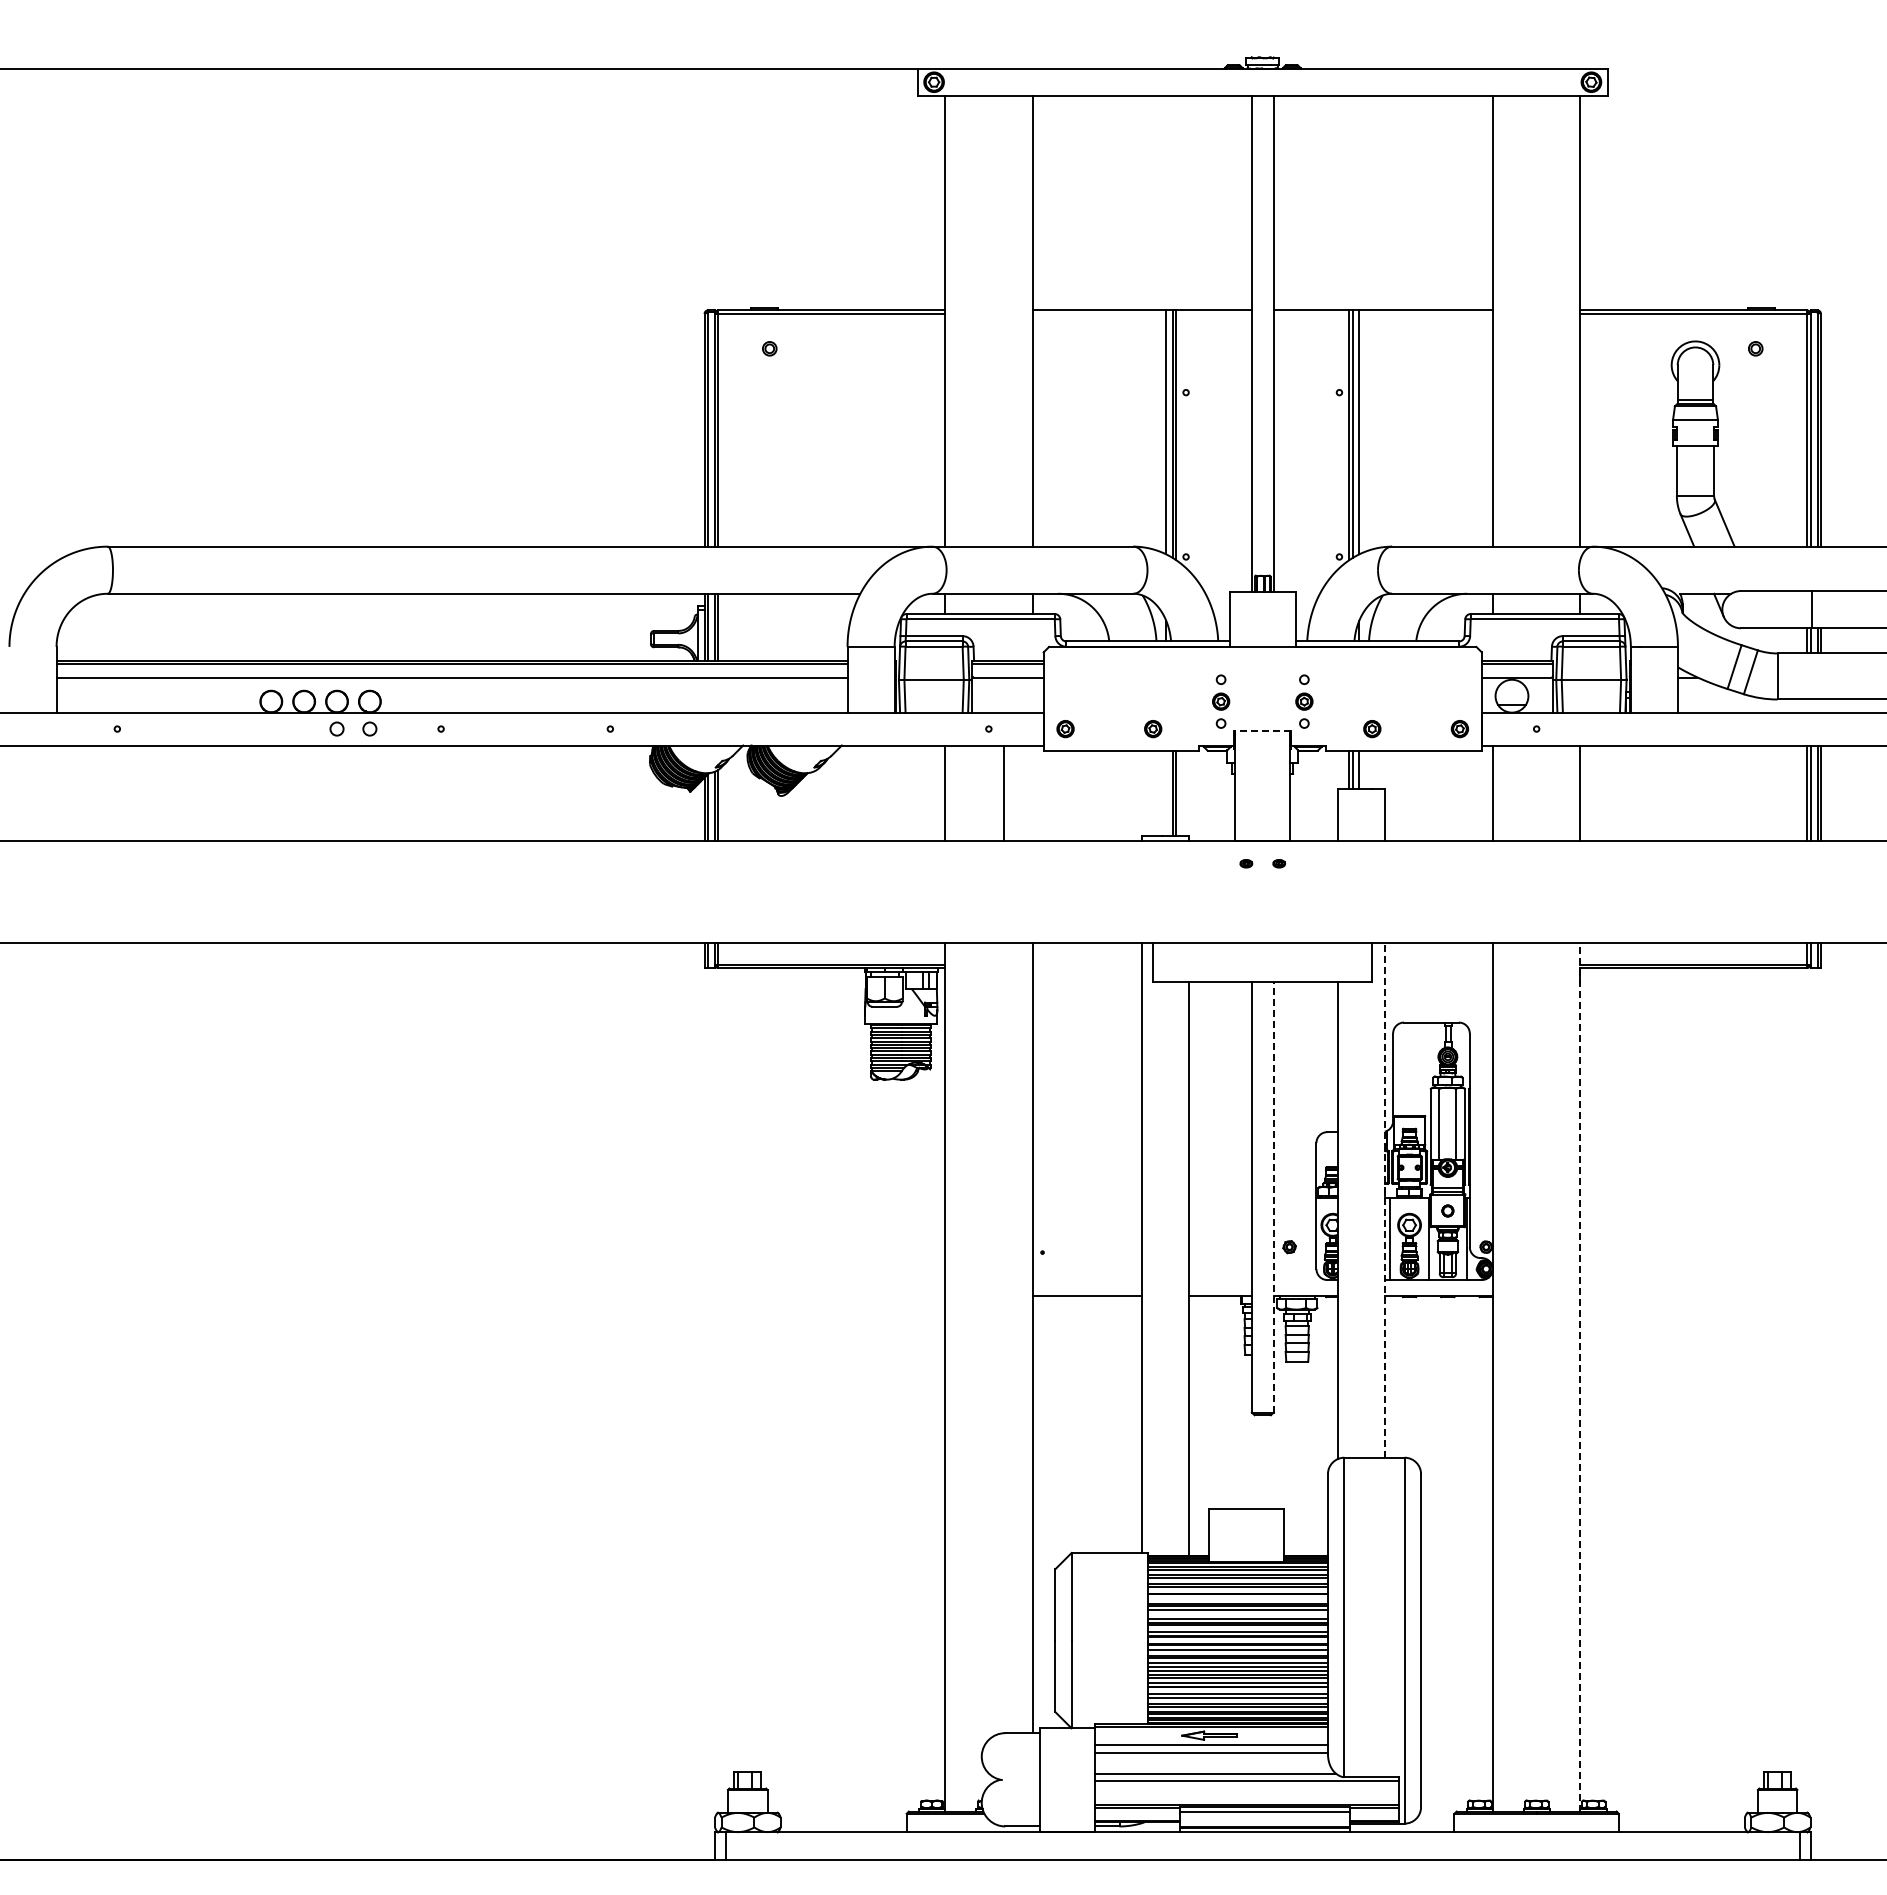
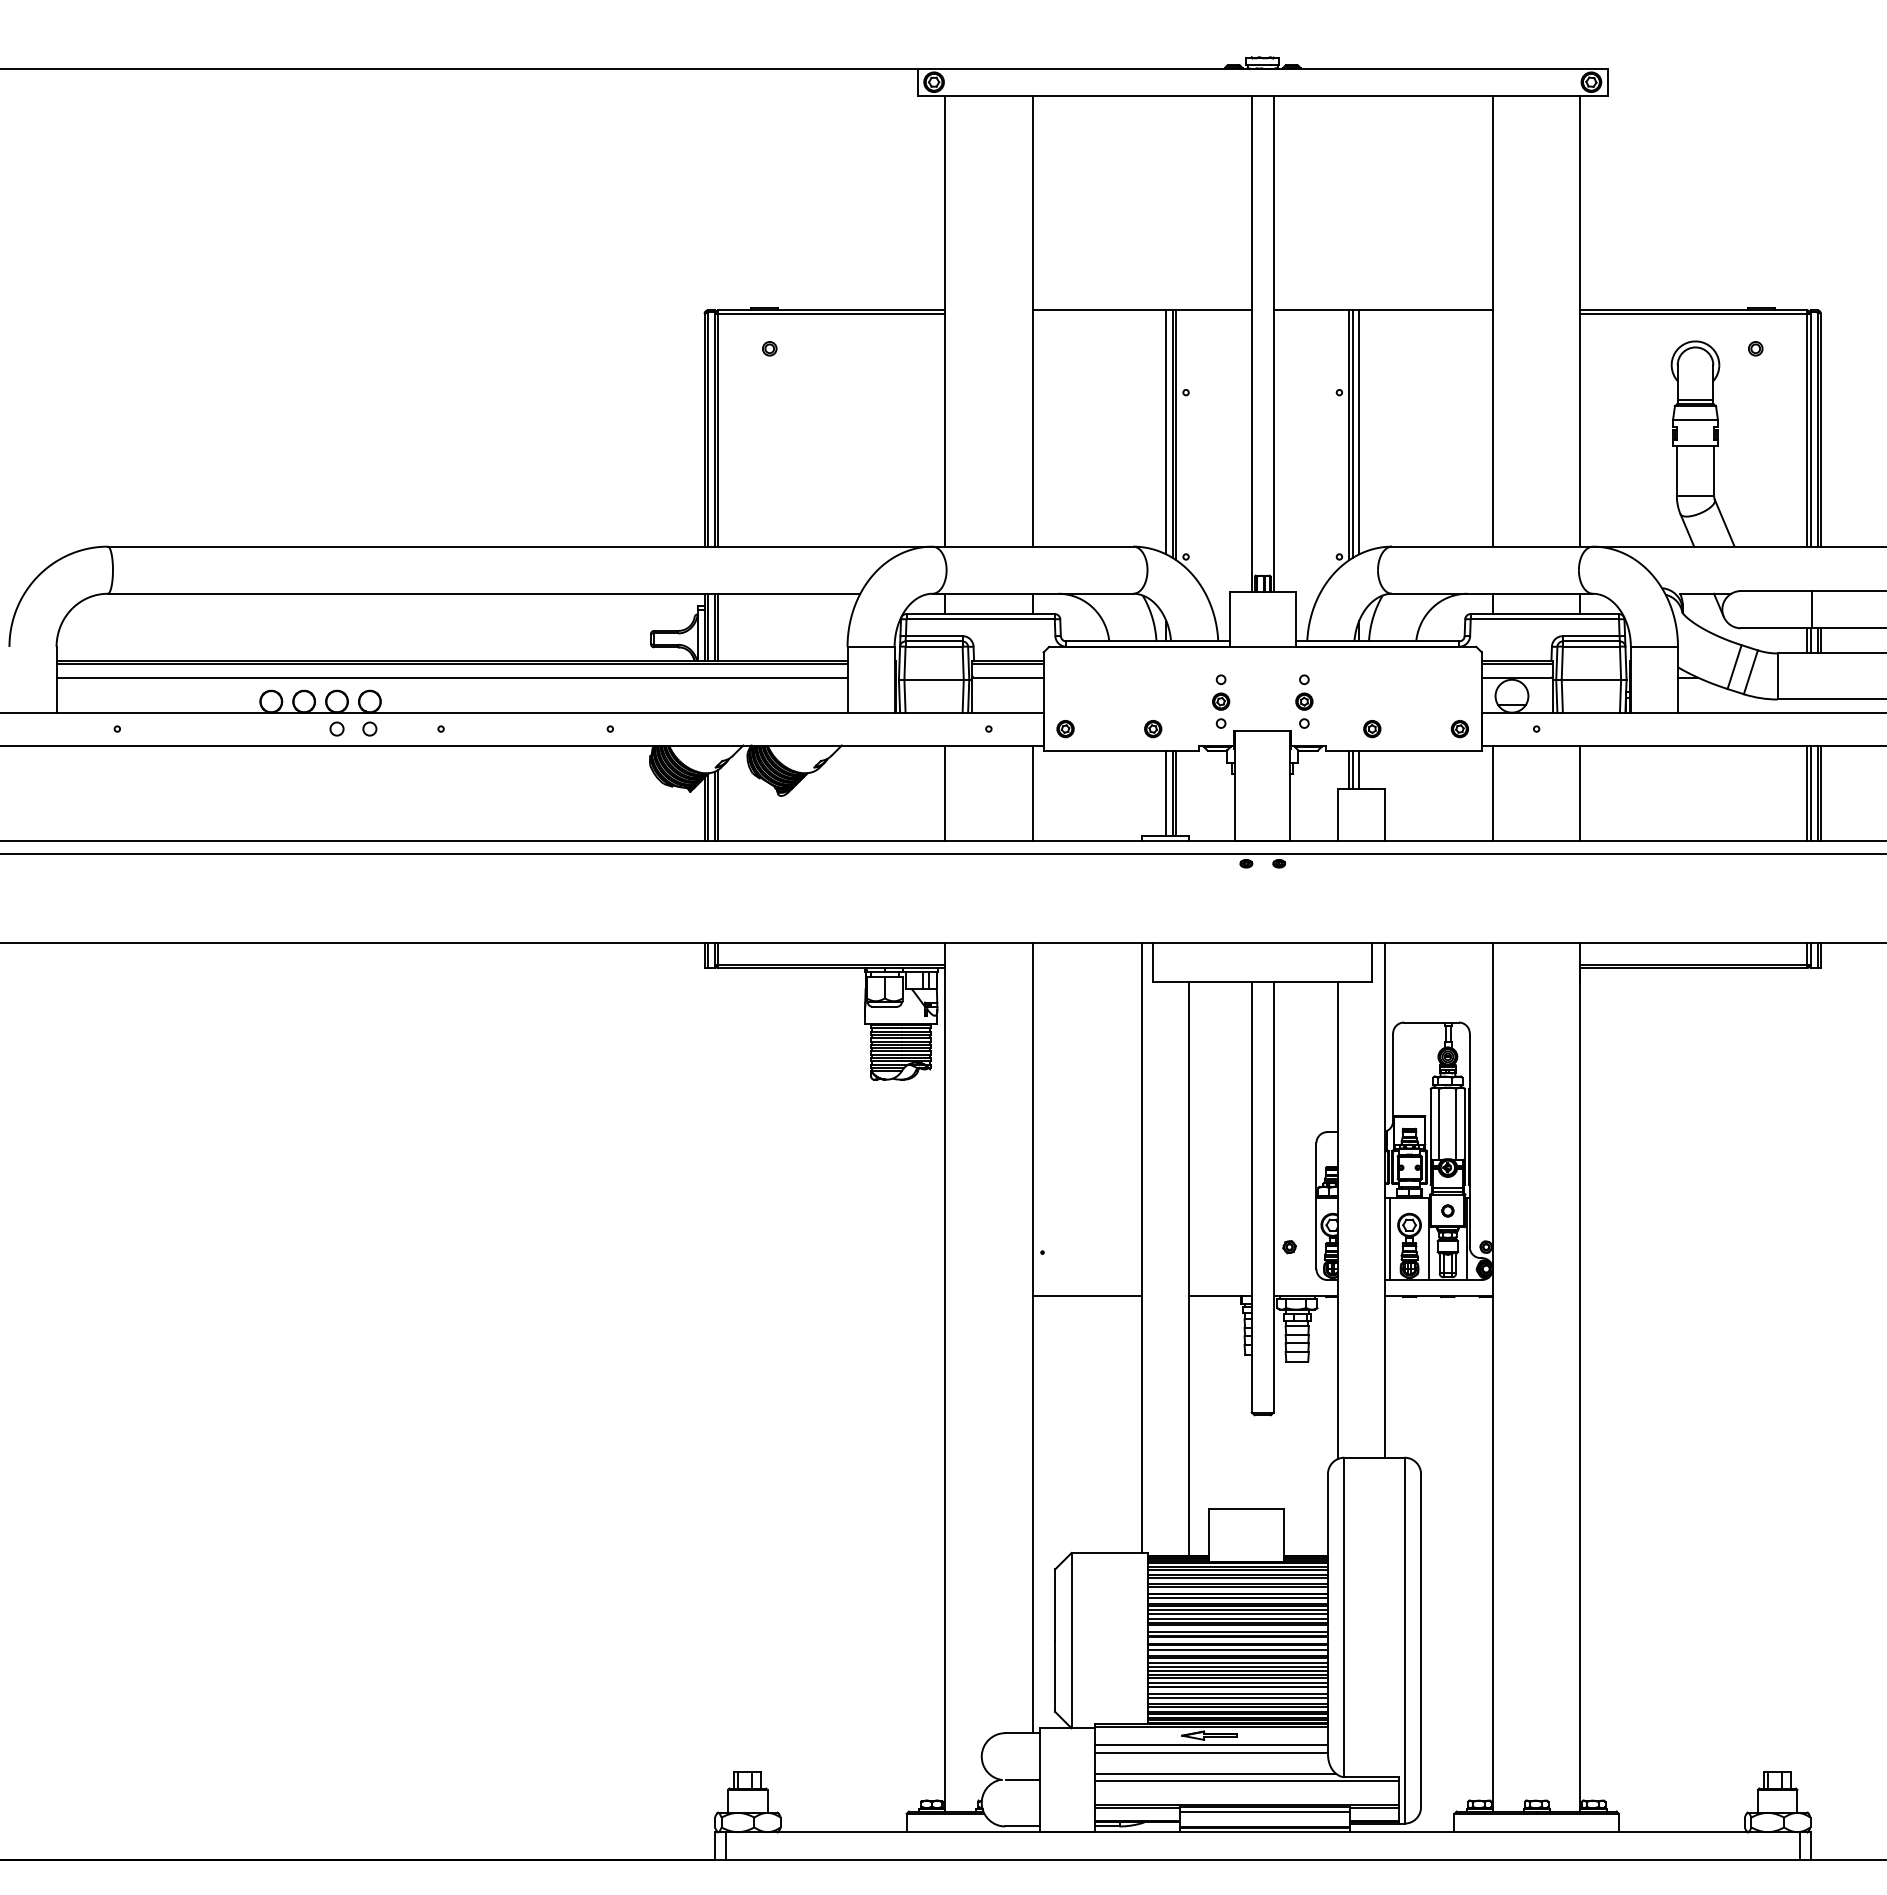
line: dashed -> solid (1262, 731)
line: none -> present (1166, 792)
line position: (1003, 793) -> (1032, 793) (1032, 793)
line: none -> present (942, 854)
line: dashed -> solid (1273, 1196)
line: dashed -> solid (1384, 1200)
line: dashed -> solid (1580, 1376)
line: none -> present (1237, 1598)
line: none -> present (1237, 1614)
line: none -> present (1022, 1780)
